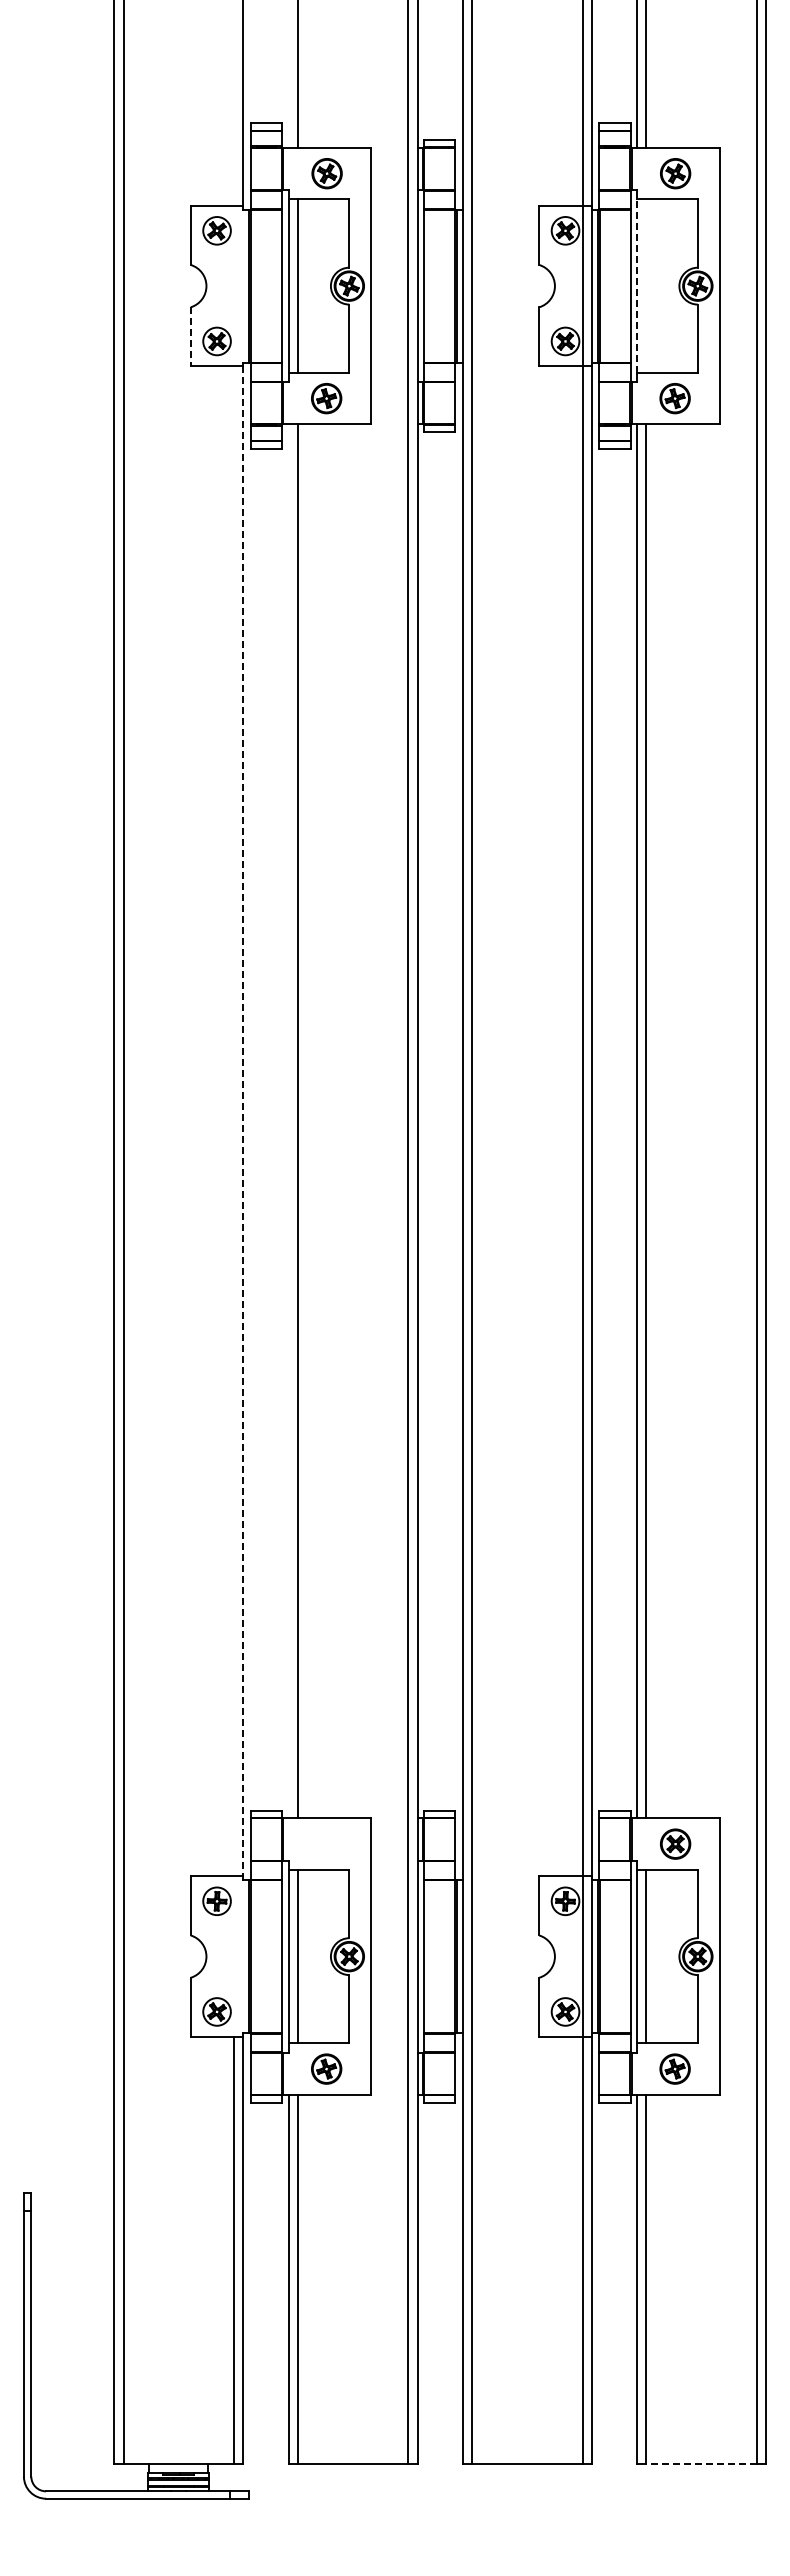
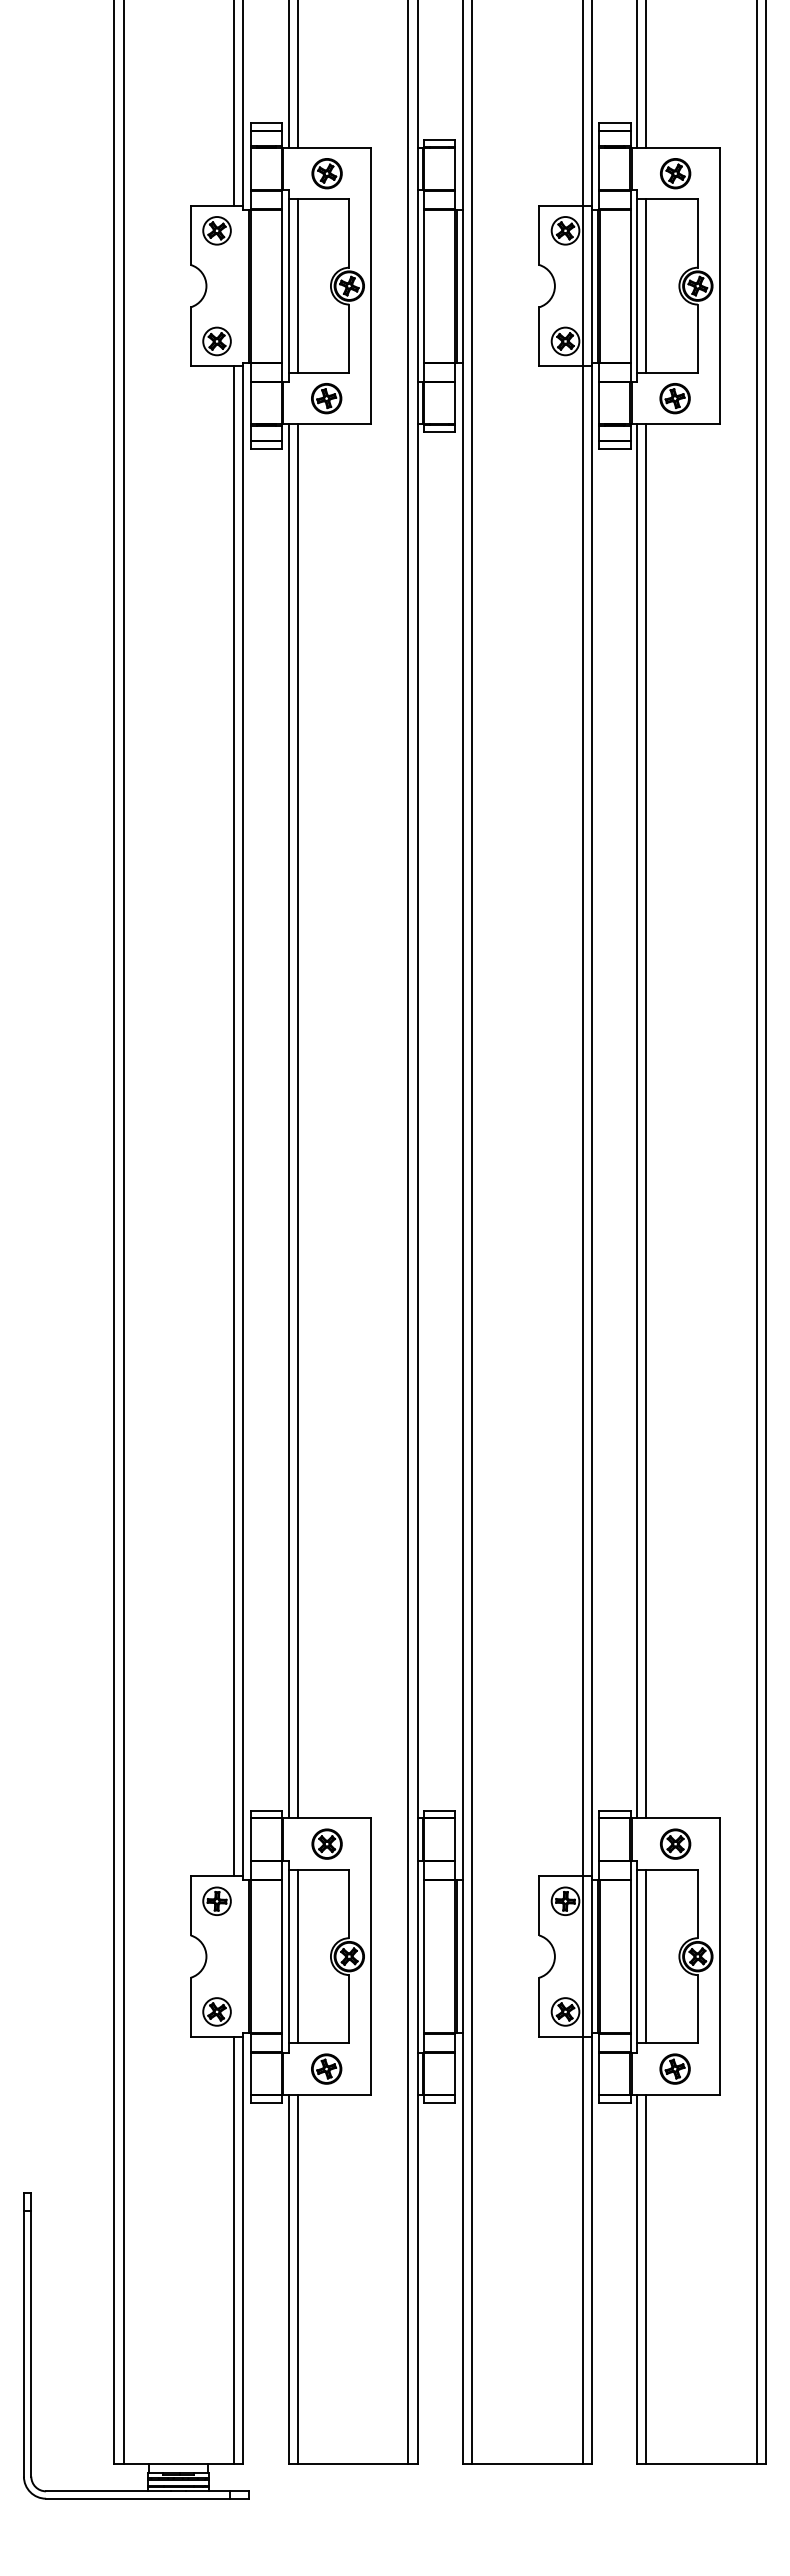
line: none -> present (288, 74)
line: none -> present (234, 103)
line: none -> present (646, 285)
line: dashed -> solid (636, 286)
line: dashed -> solid (190, 336)
line: none -> present (234, 1121)
line: dashed -> solid (243, 1121)
line: none -> present (288, 1121)
part: none -> present (326, 1843)
line: dashed -> solid (701, 2463)
